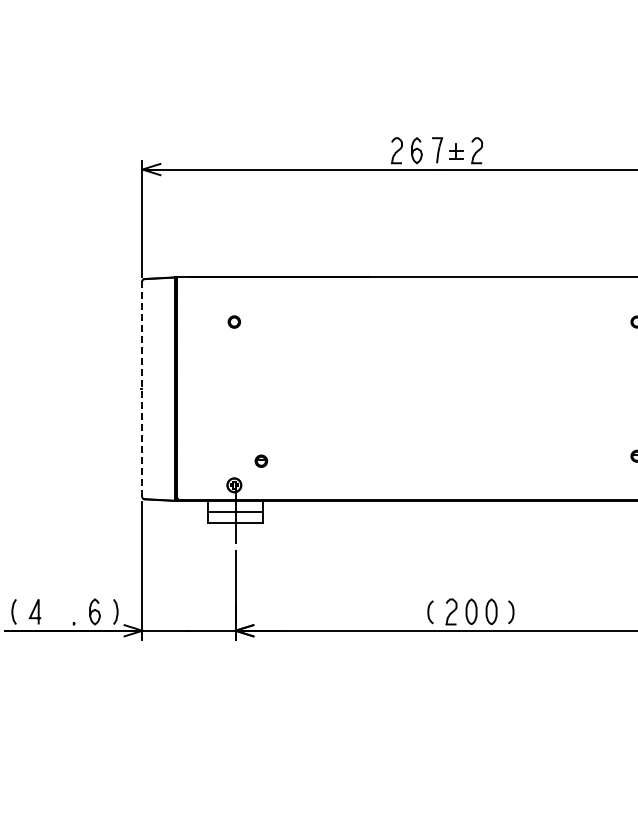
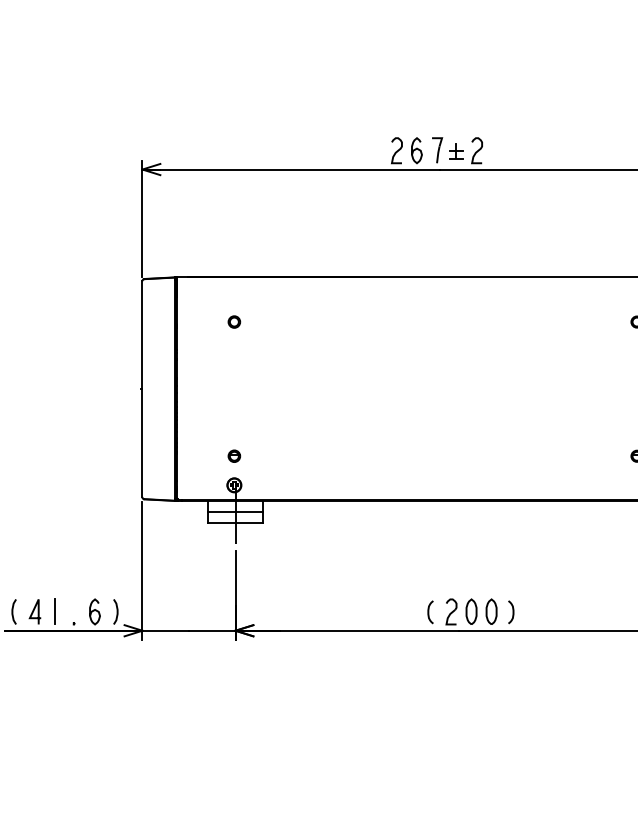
line: dashed -> solid (142, 389)
part position: (261, 460) -> (234, 455) (234, 455)
line: none -> present (54, 611)
